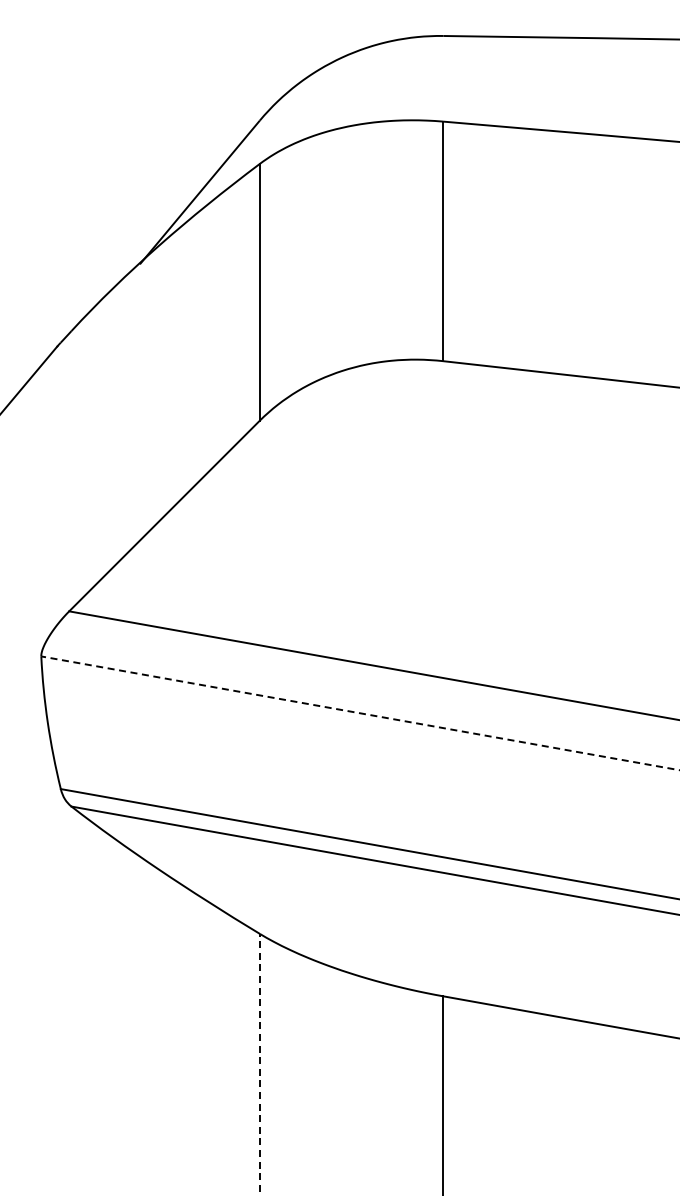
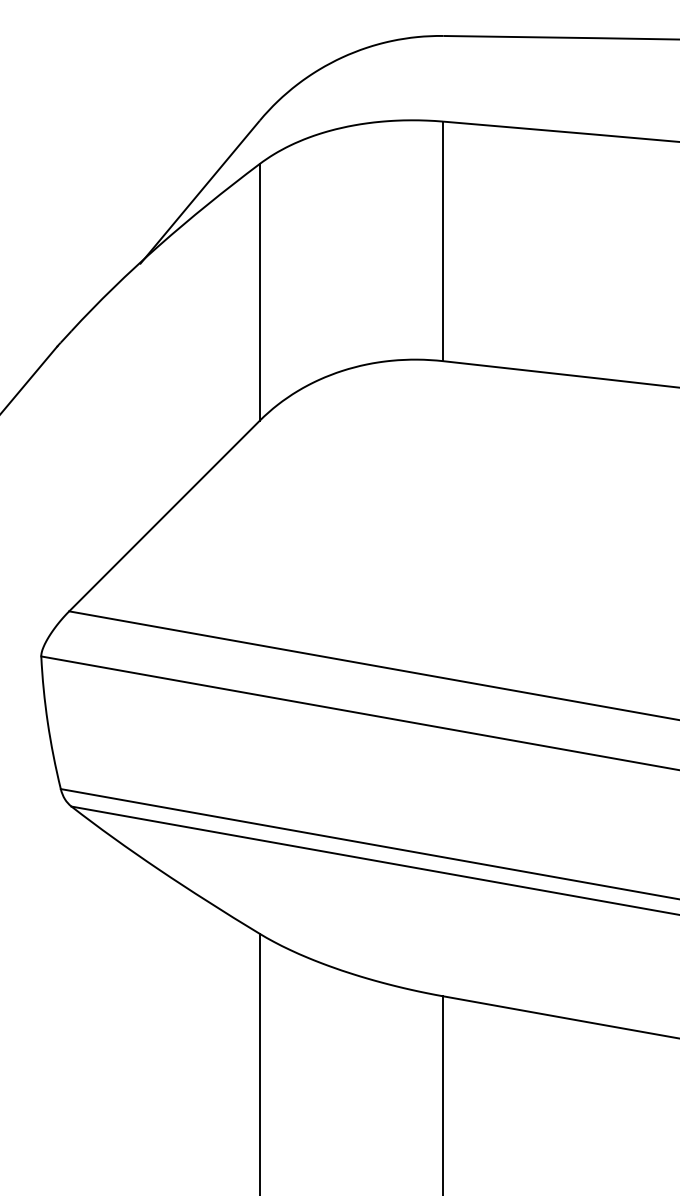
line: dashed -> solid (360, 713)
line: dashed -> solid (259, 1064)
